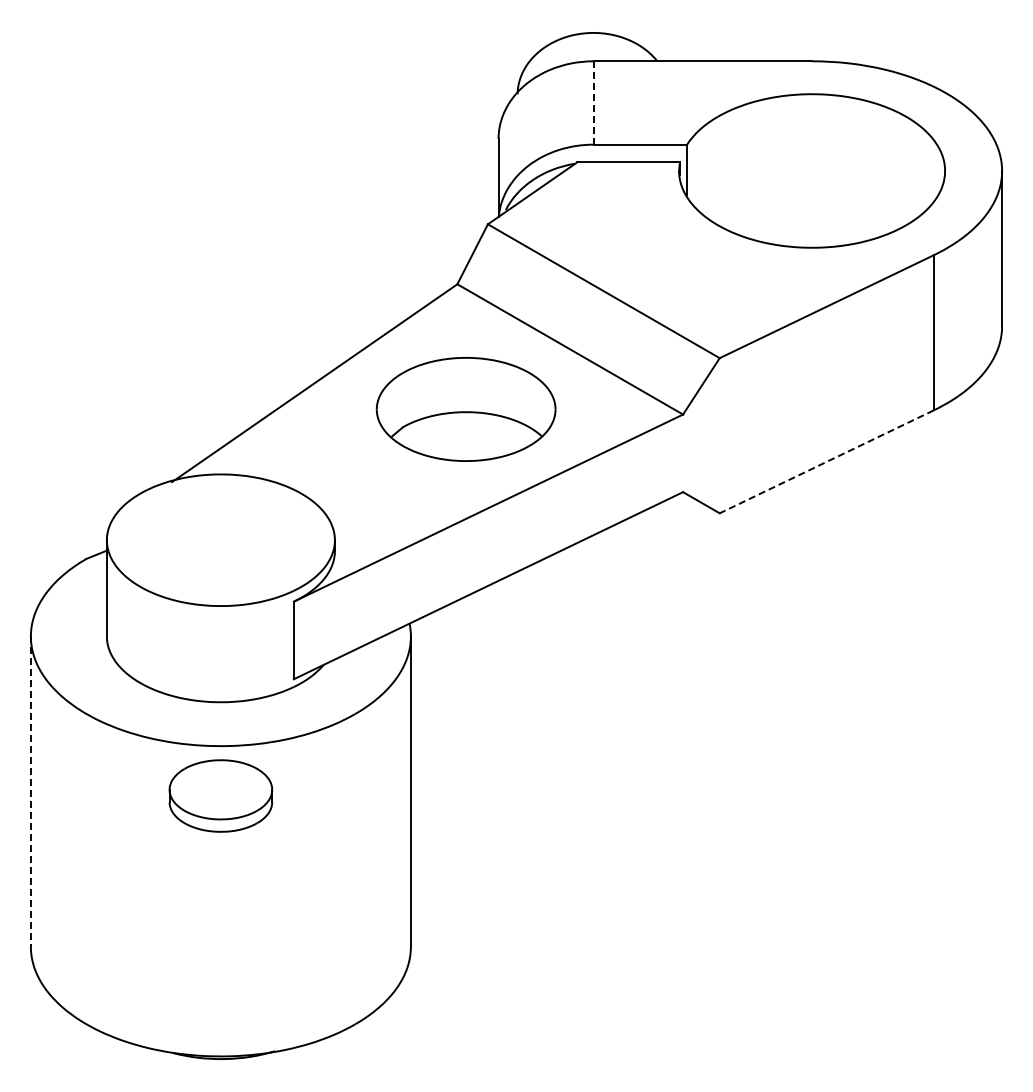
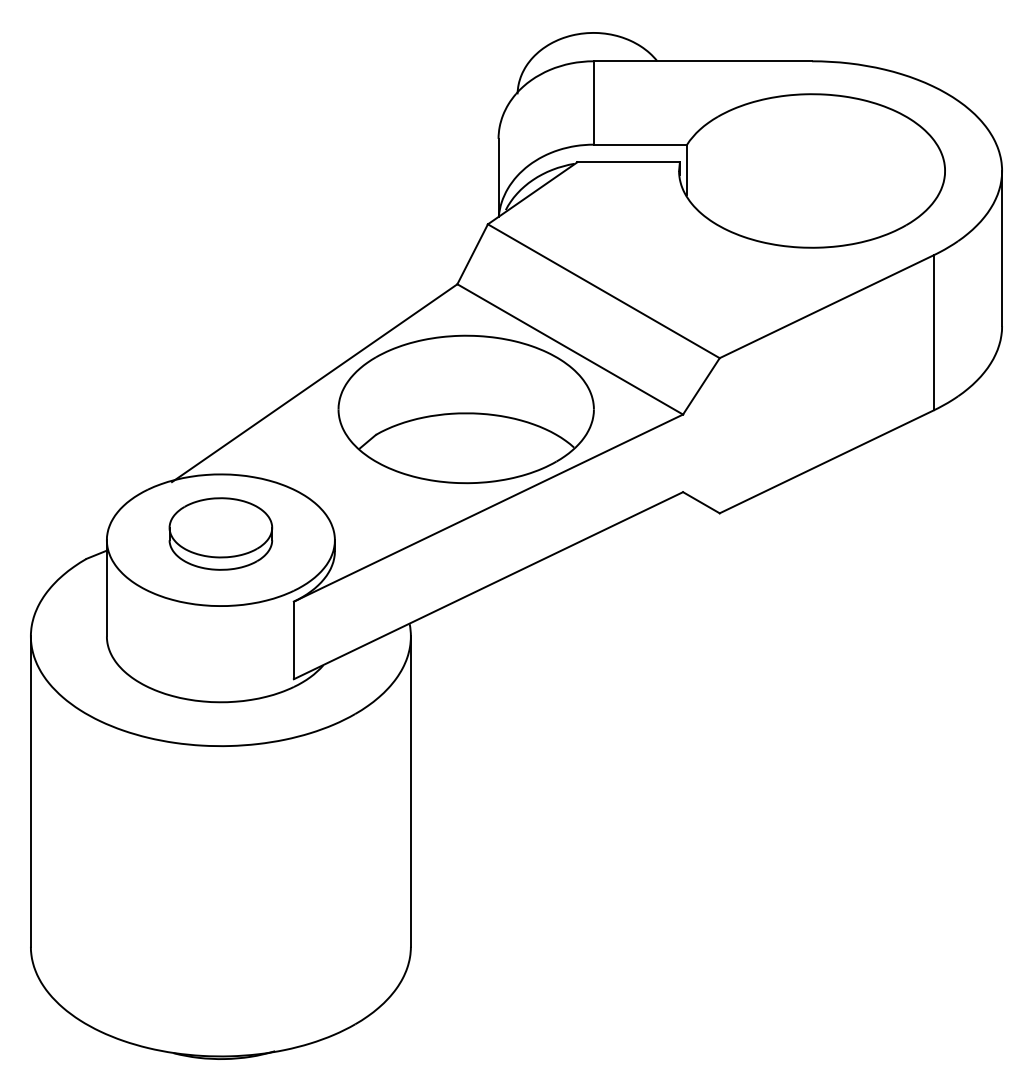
line: dashed -> solid (593, 102)
part size: 182x105 px -> 258x151 px (465, 409)
line: dashed -> solid (826, 461)
line: dashed -> solid (30, 792)
part position: (220, 795) -> (220, 533) (220, 533)
